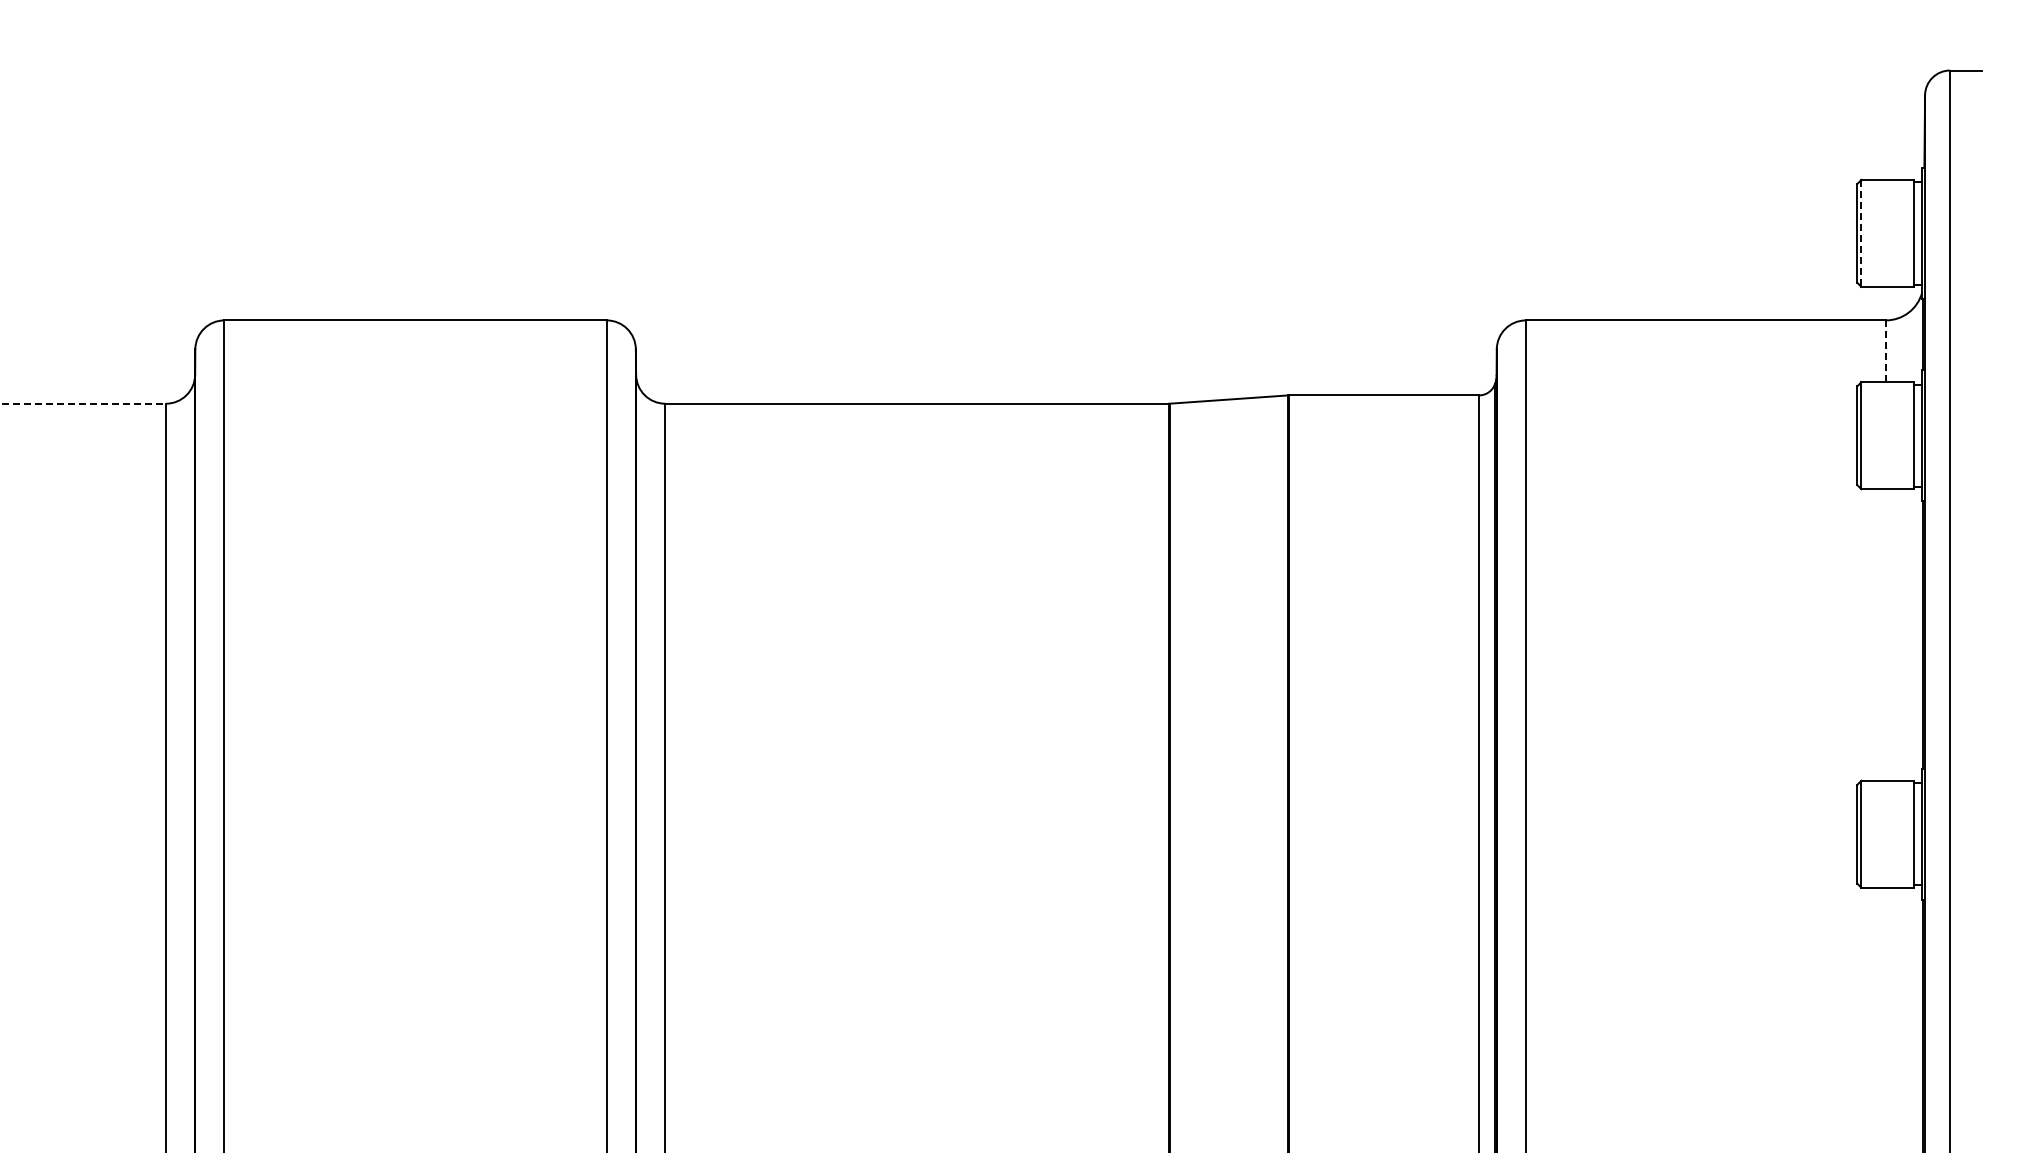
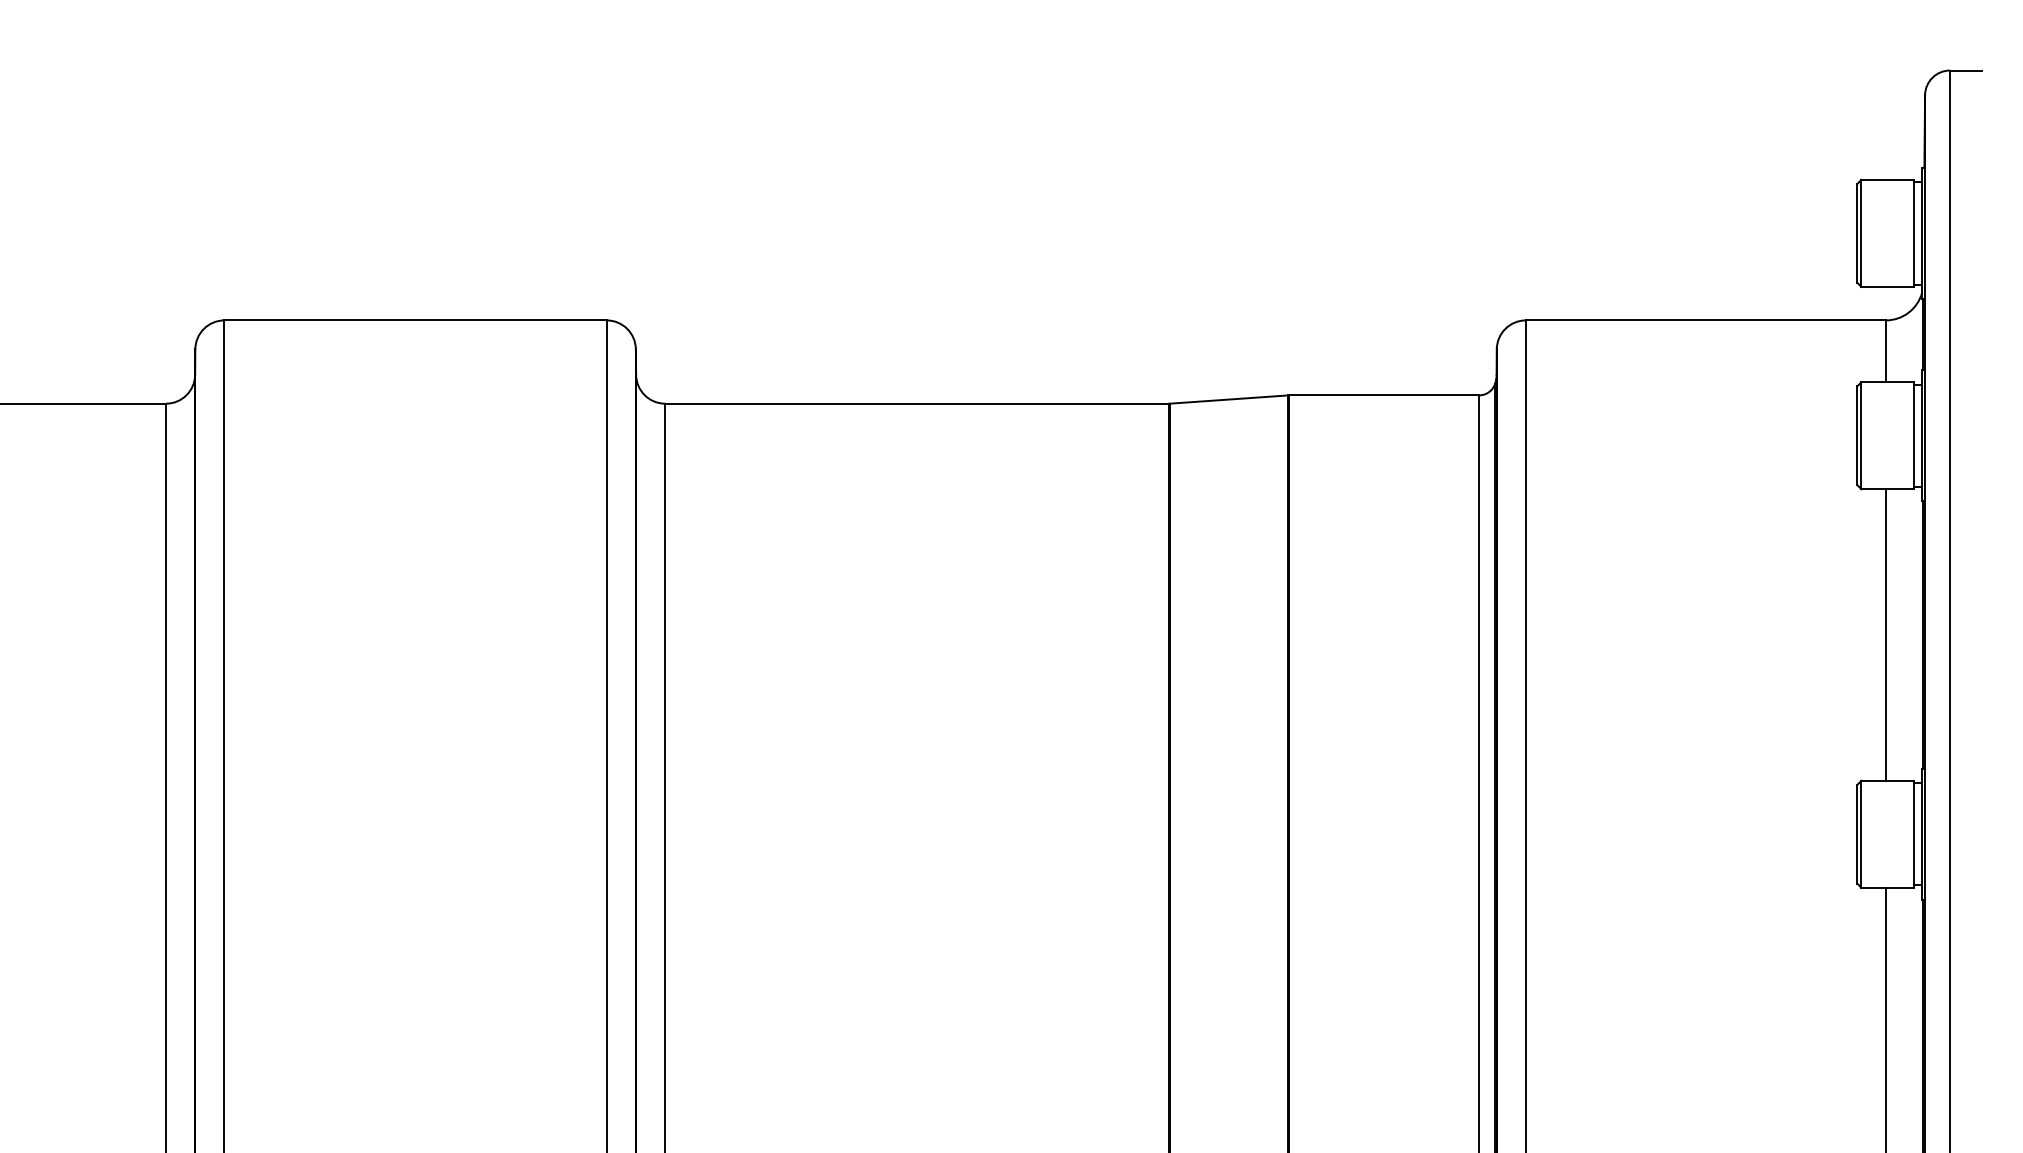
line: dashed -> solid (1861, 233)
line: dashed -> solid (1885, 351)
line: dashed -> solid (83, 403)
line: none -> present (1885, 634)
line: none -> present (1885, 1018)
